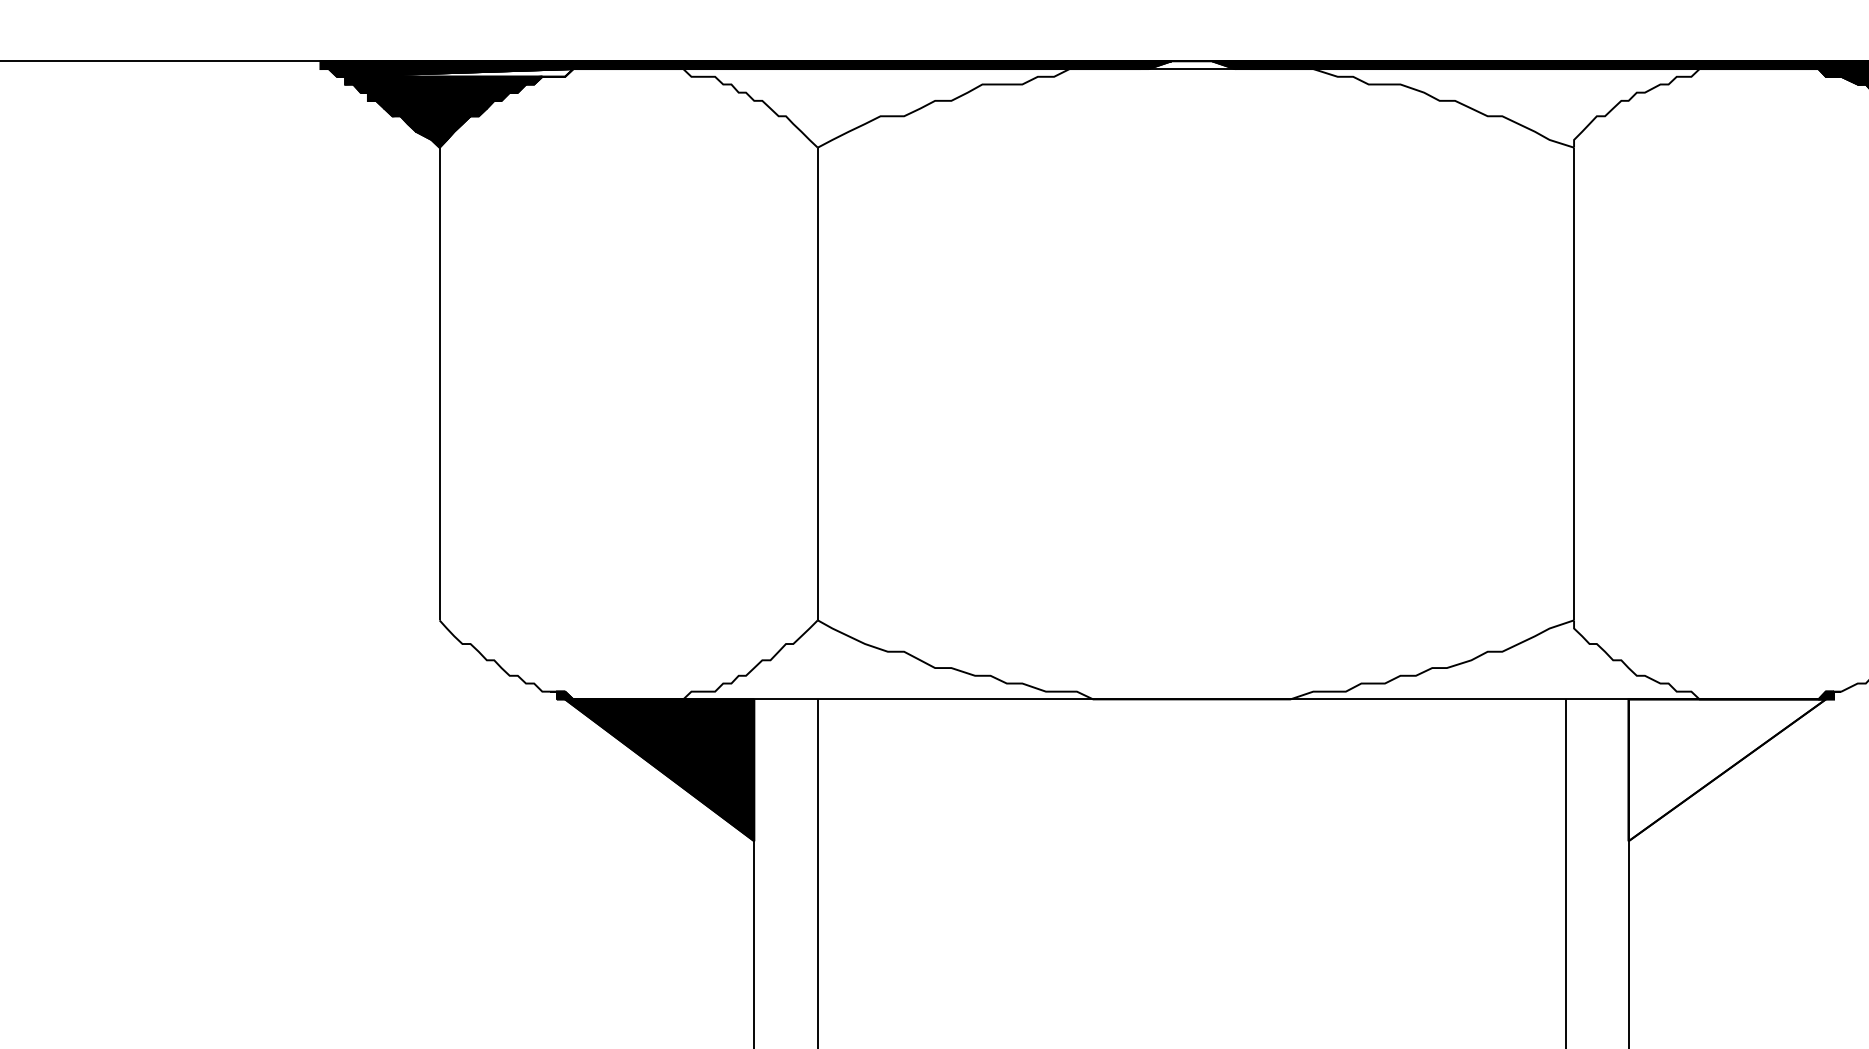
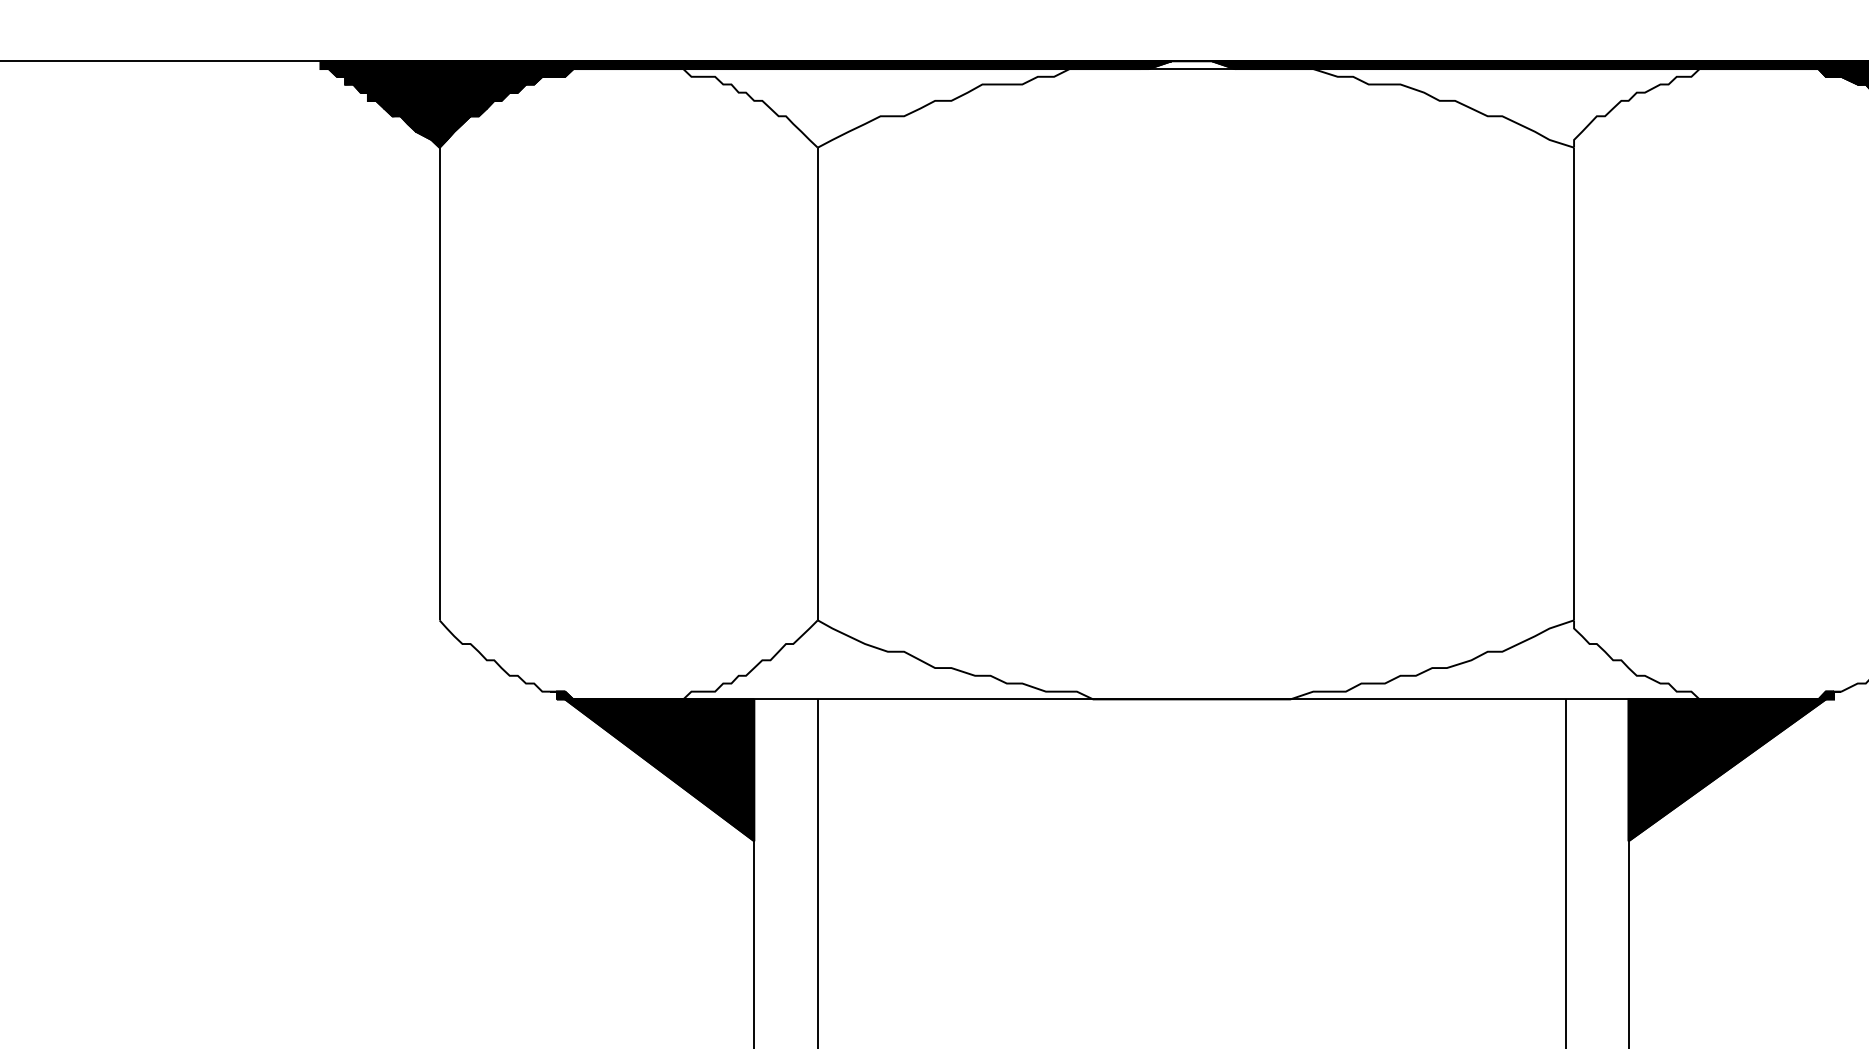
fill: none -> present (454, 72)
fill: none -> present (1726, 770)
